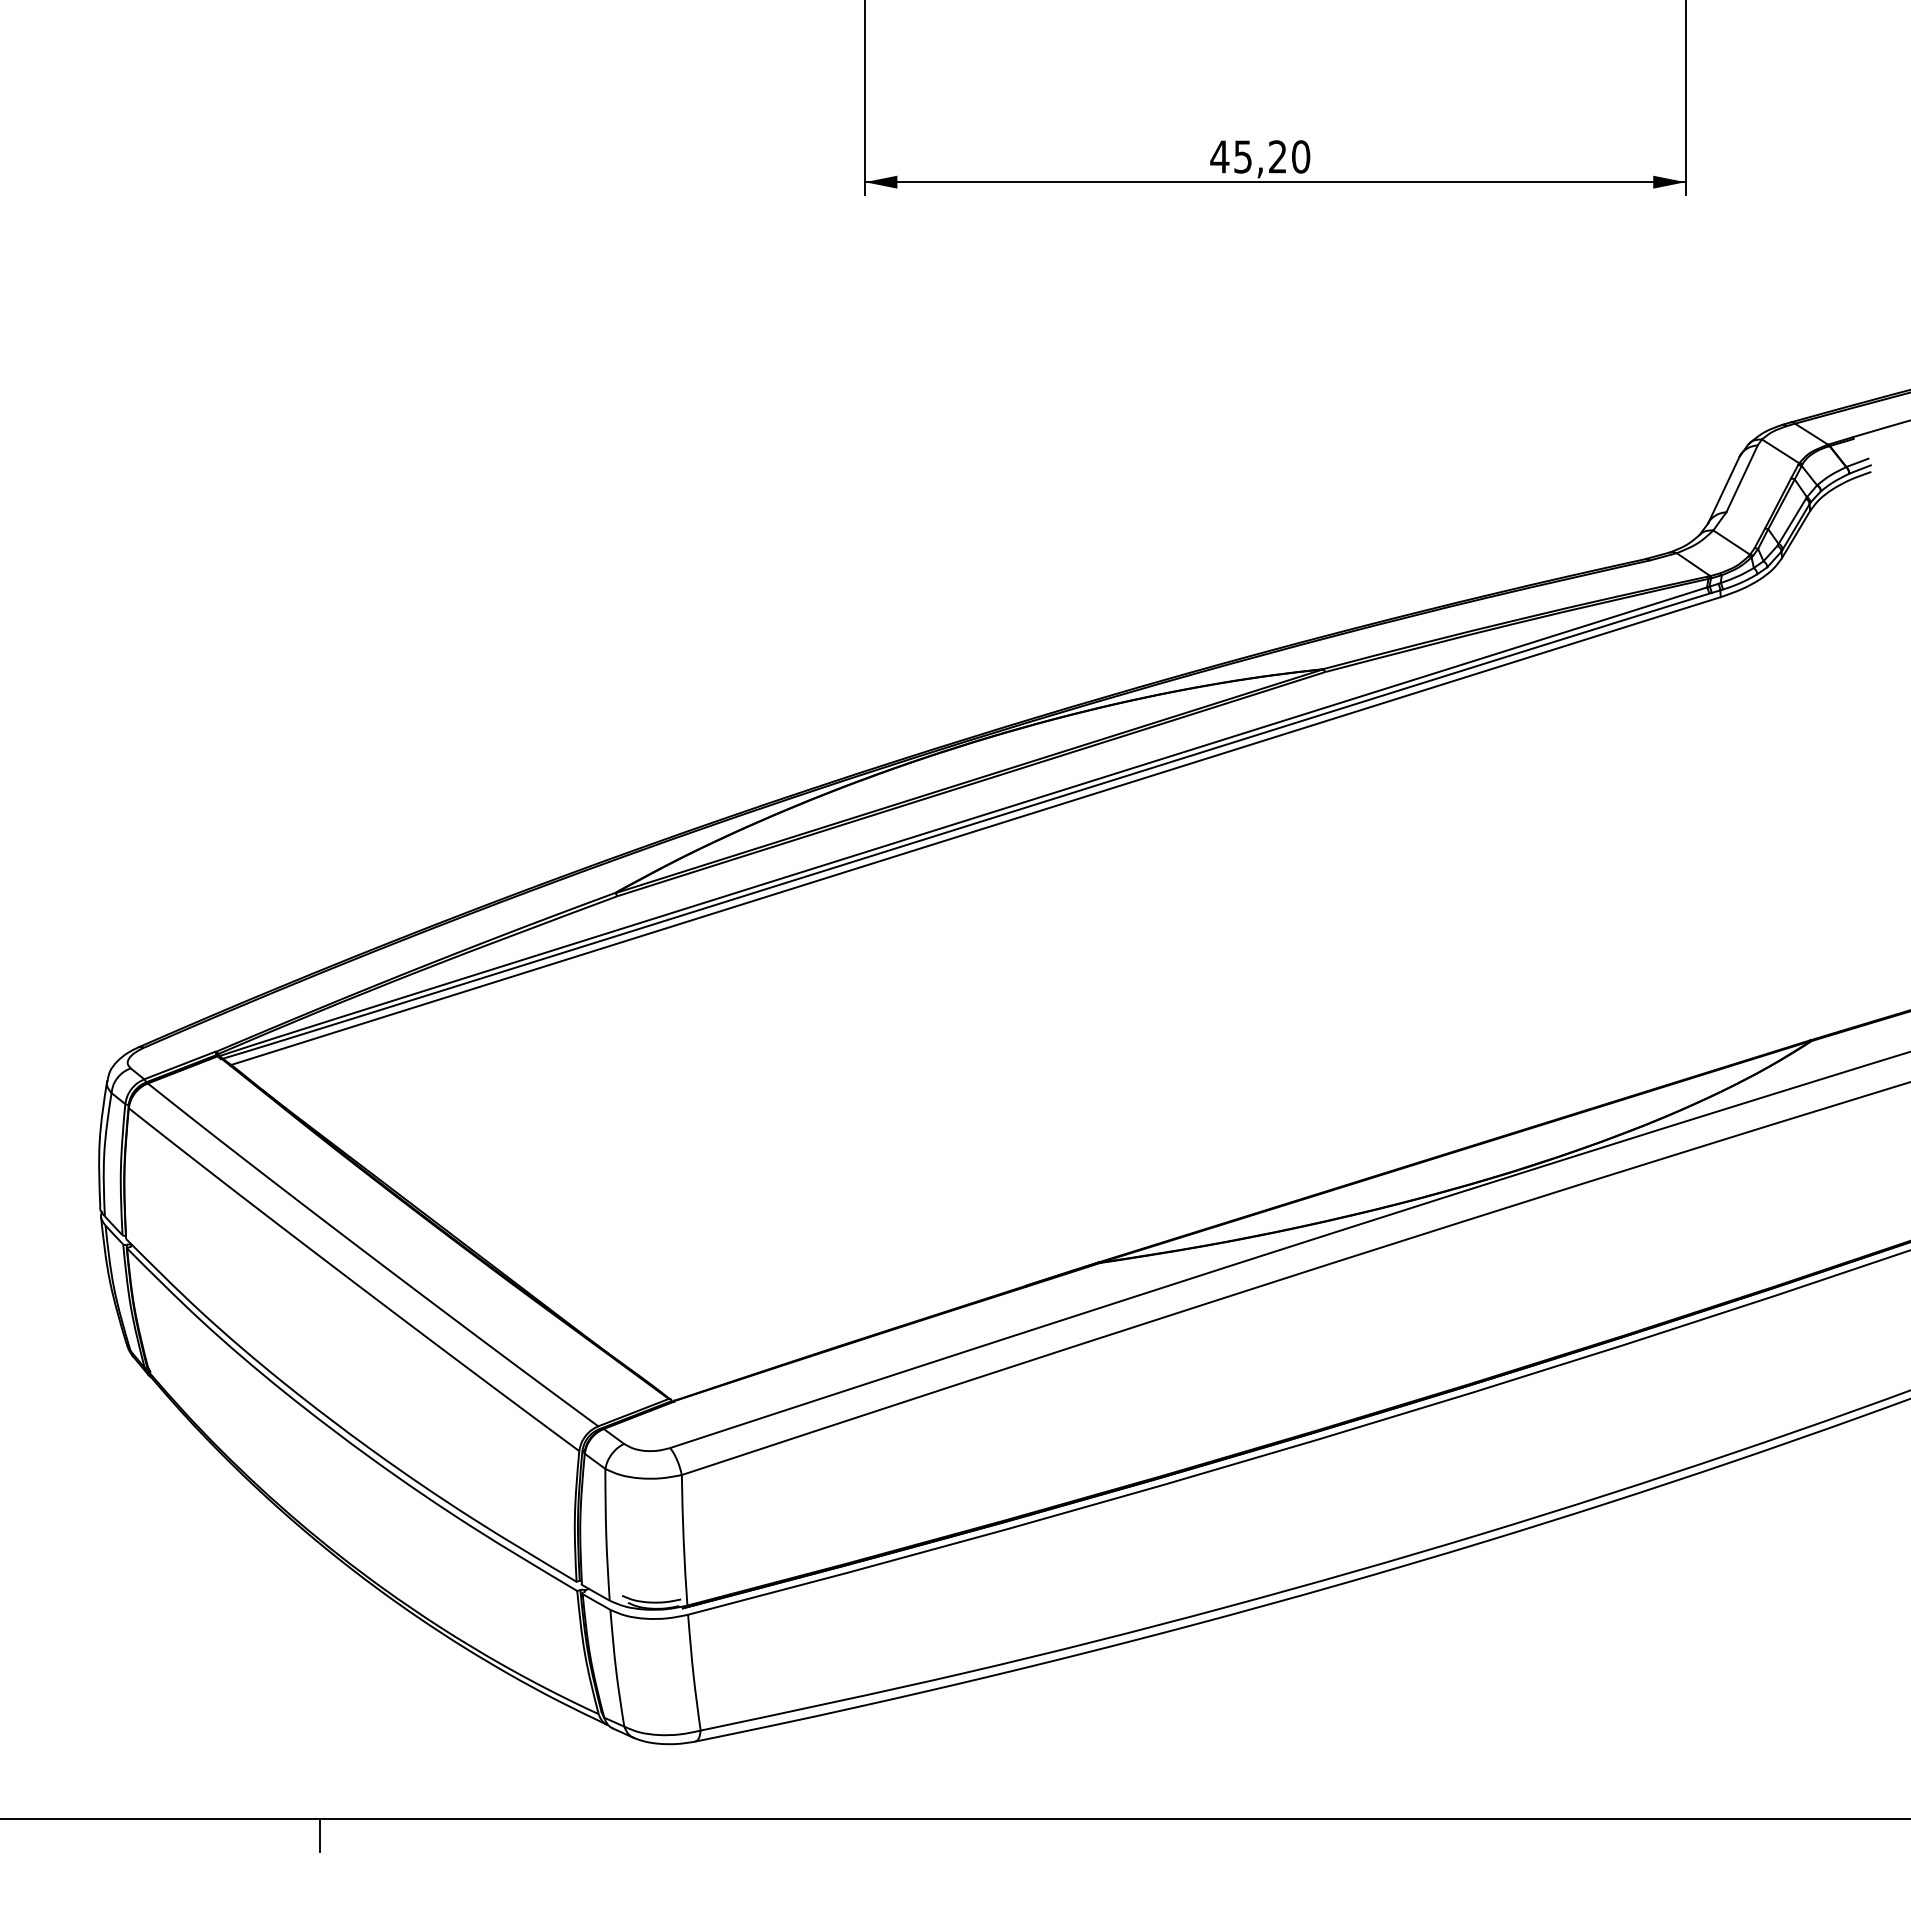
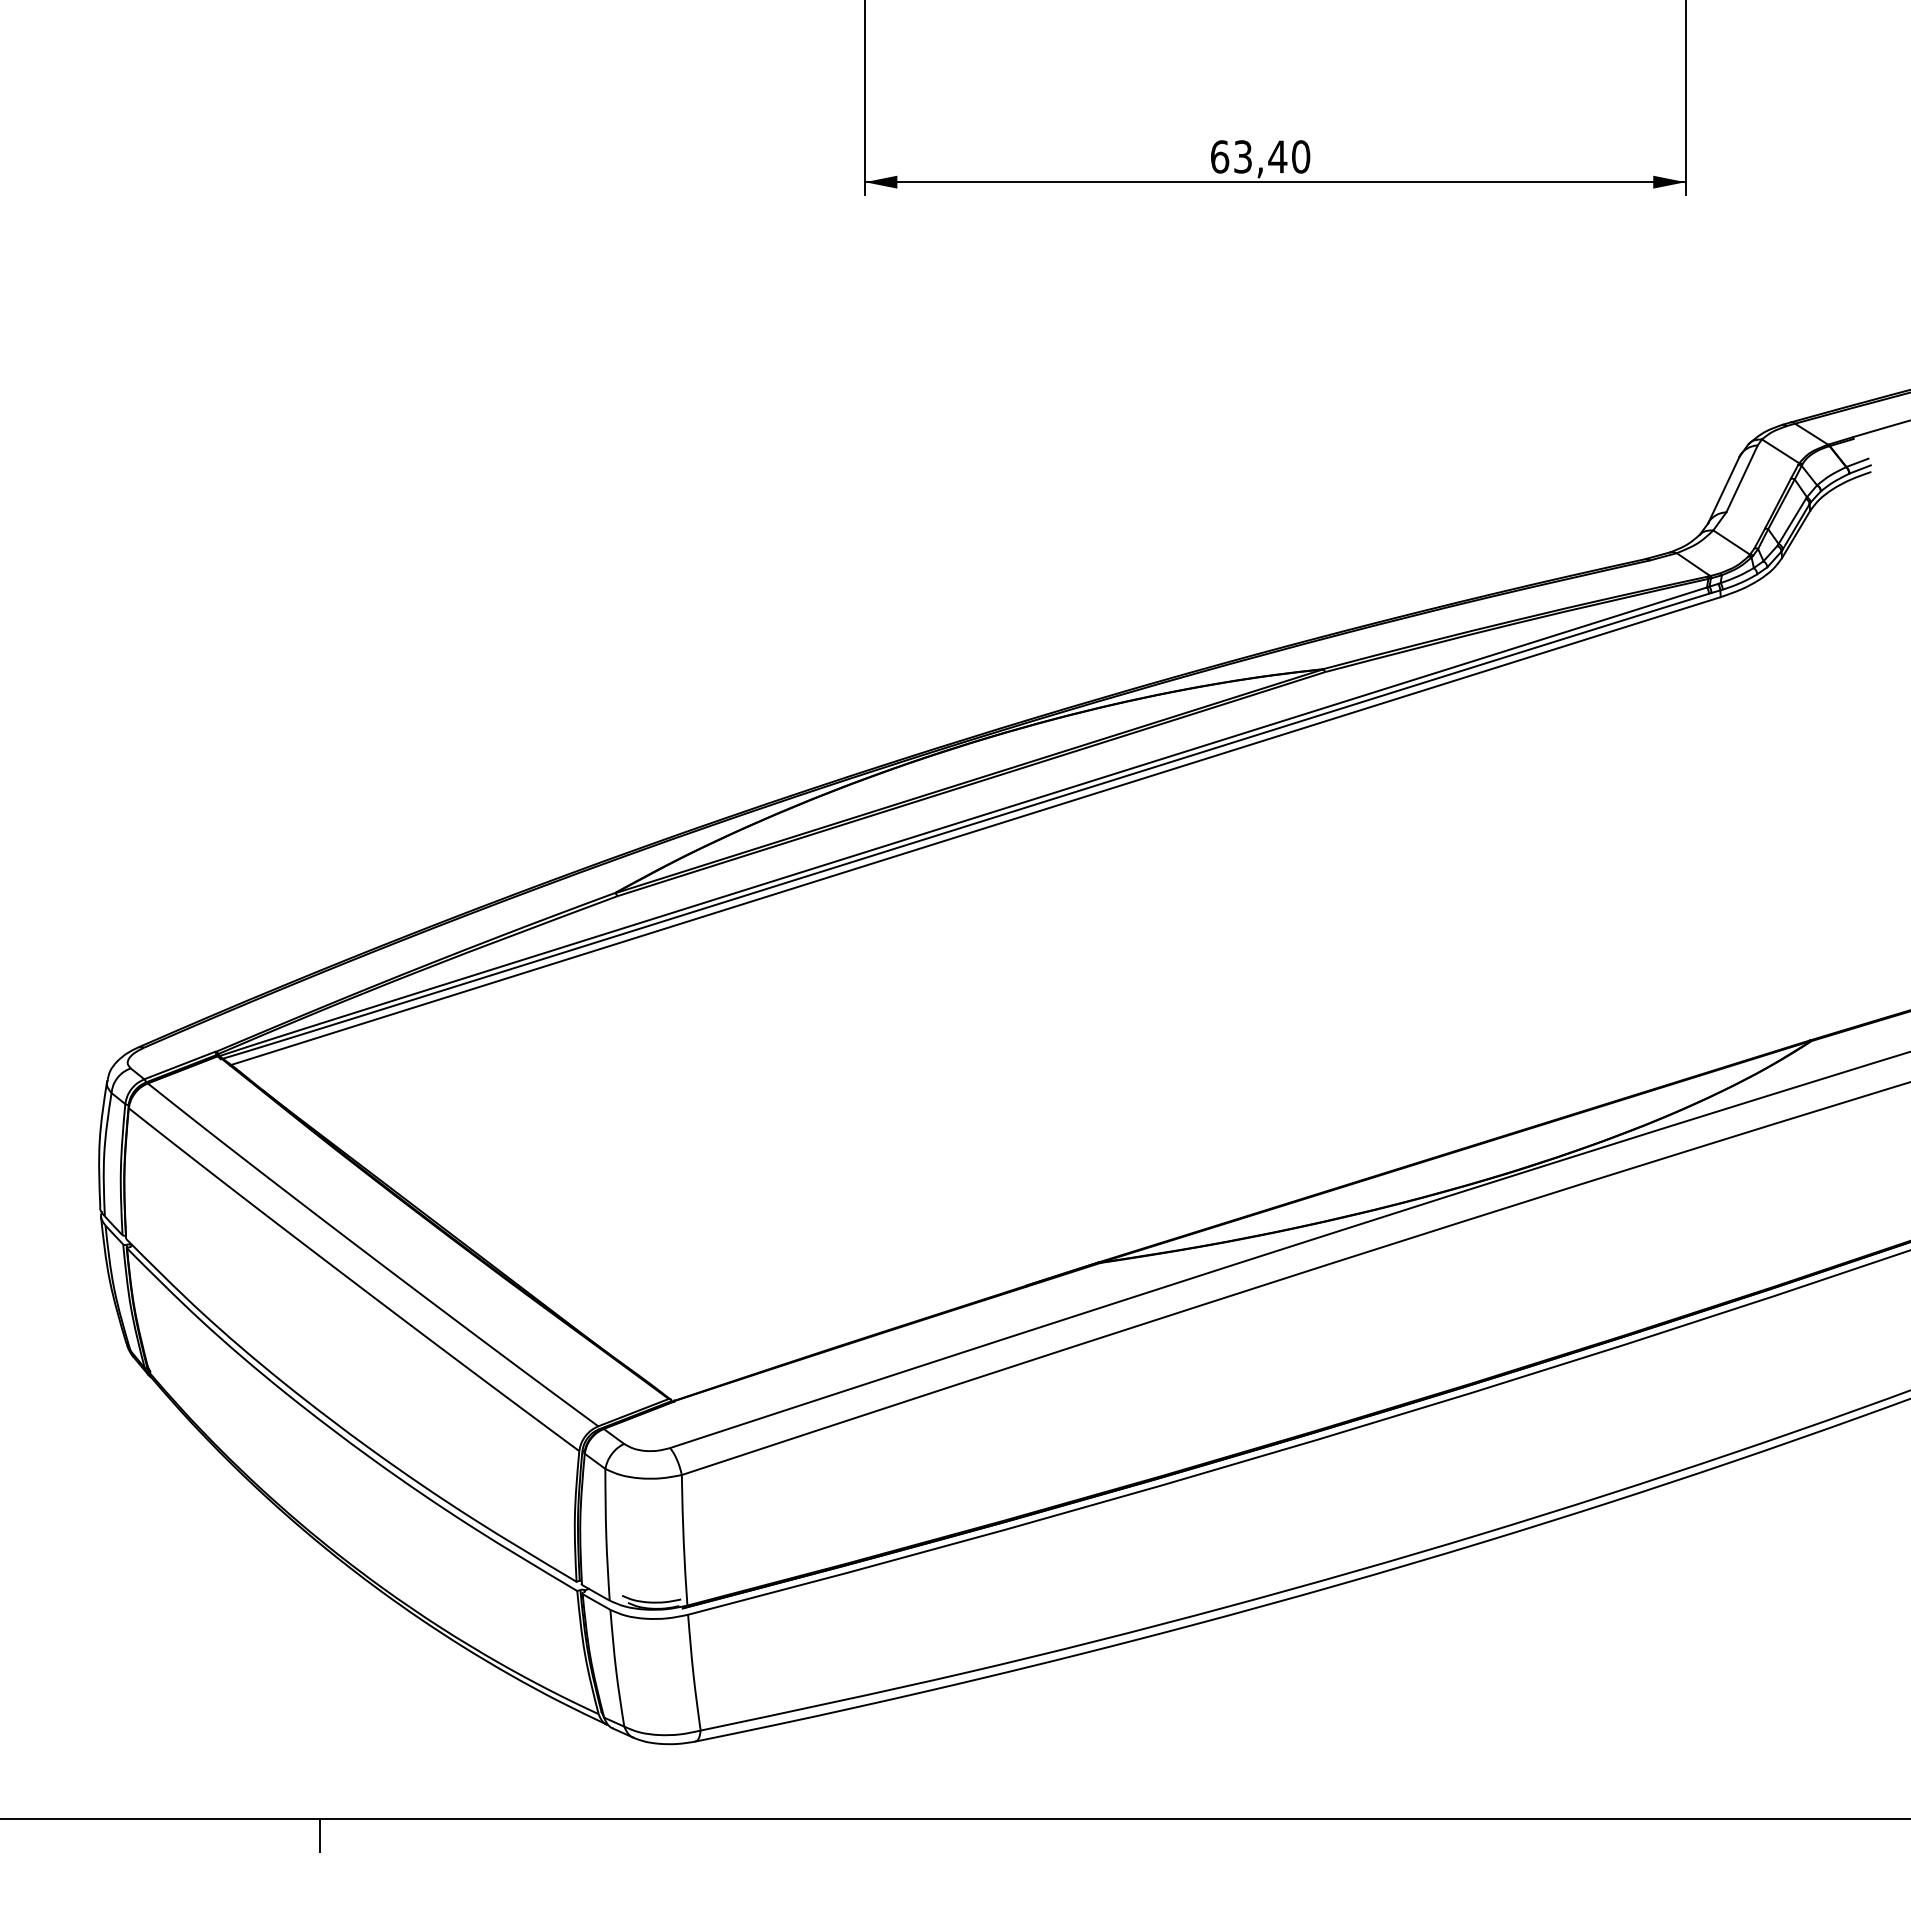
text: 45,20 -> 63,40 (1248, 156)
